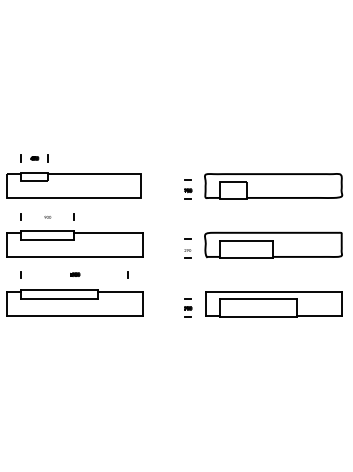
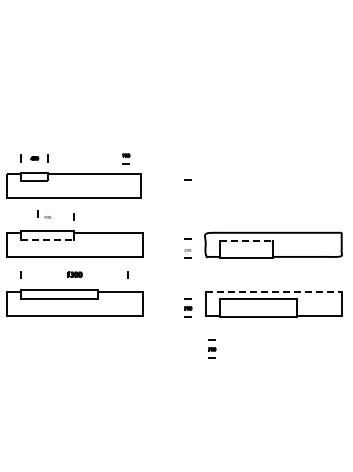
part: present -> none (273, 186)
part position: (188, 193) -> (126, 158) (126, 158)
line position: (20, 216) -> (37, 213) (37, 213)
line: solid -> dashed (48, 239)
line: solid -> dashed (247, 240)
part size: 11x5 px -> 16x7 px (74, 274)
line: solid -> dashed (274, 291)
part: none -> present (212, 348)
